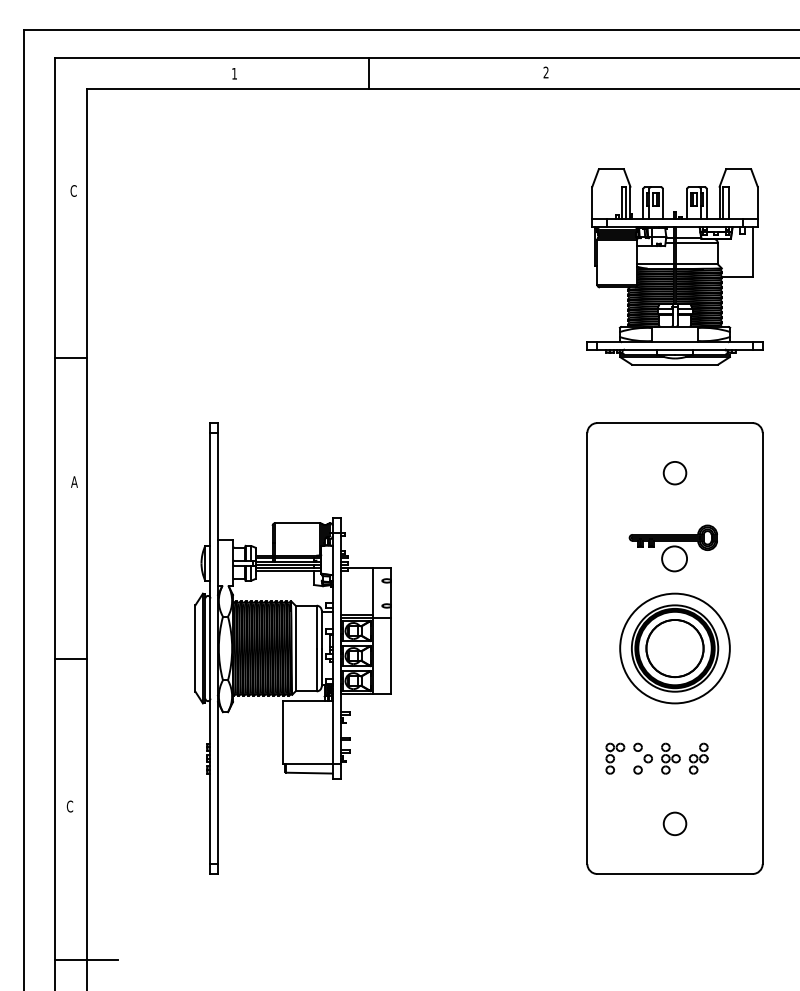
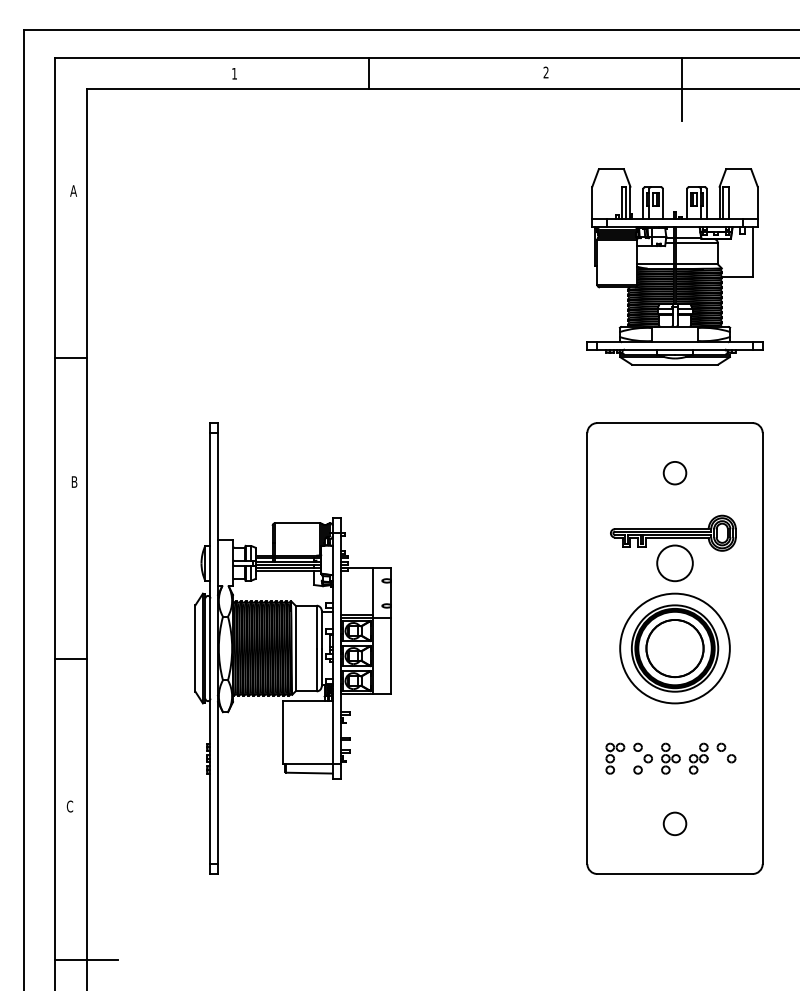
line: none -> present (681, 88)
text: C -> A (73, 190)
text: A -> B (74, 481)
part size: 90x49 px -> 127x69 px (673, 548)
part: none -> present (726, 752)
